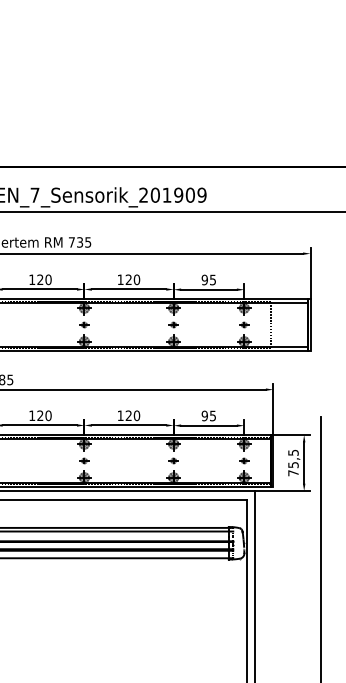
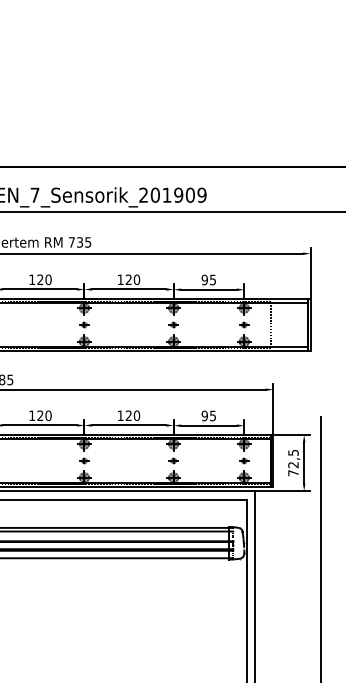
text: 75,5 -> 72,5 (293, 465)
